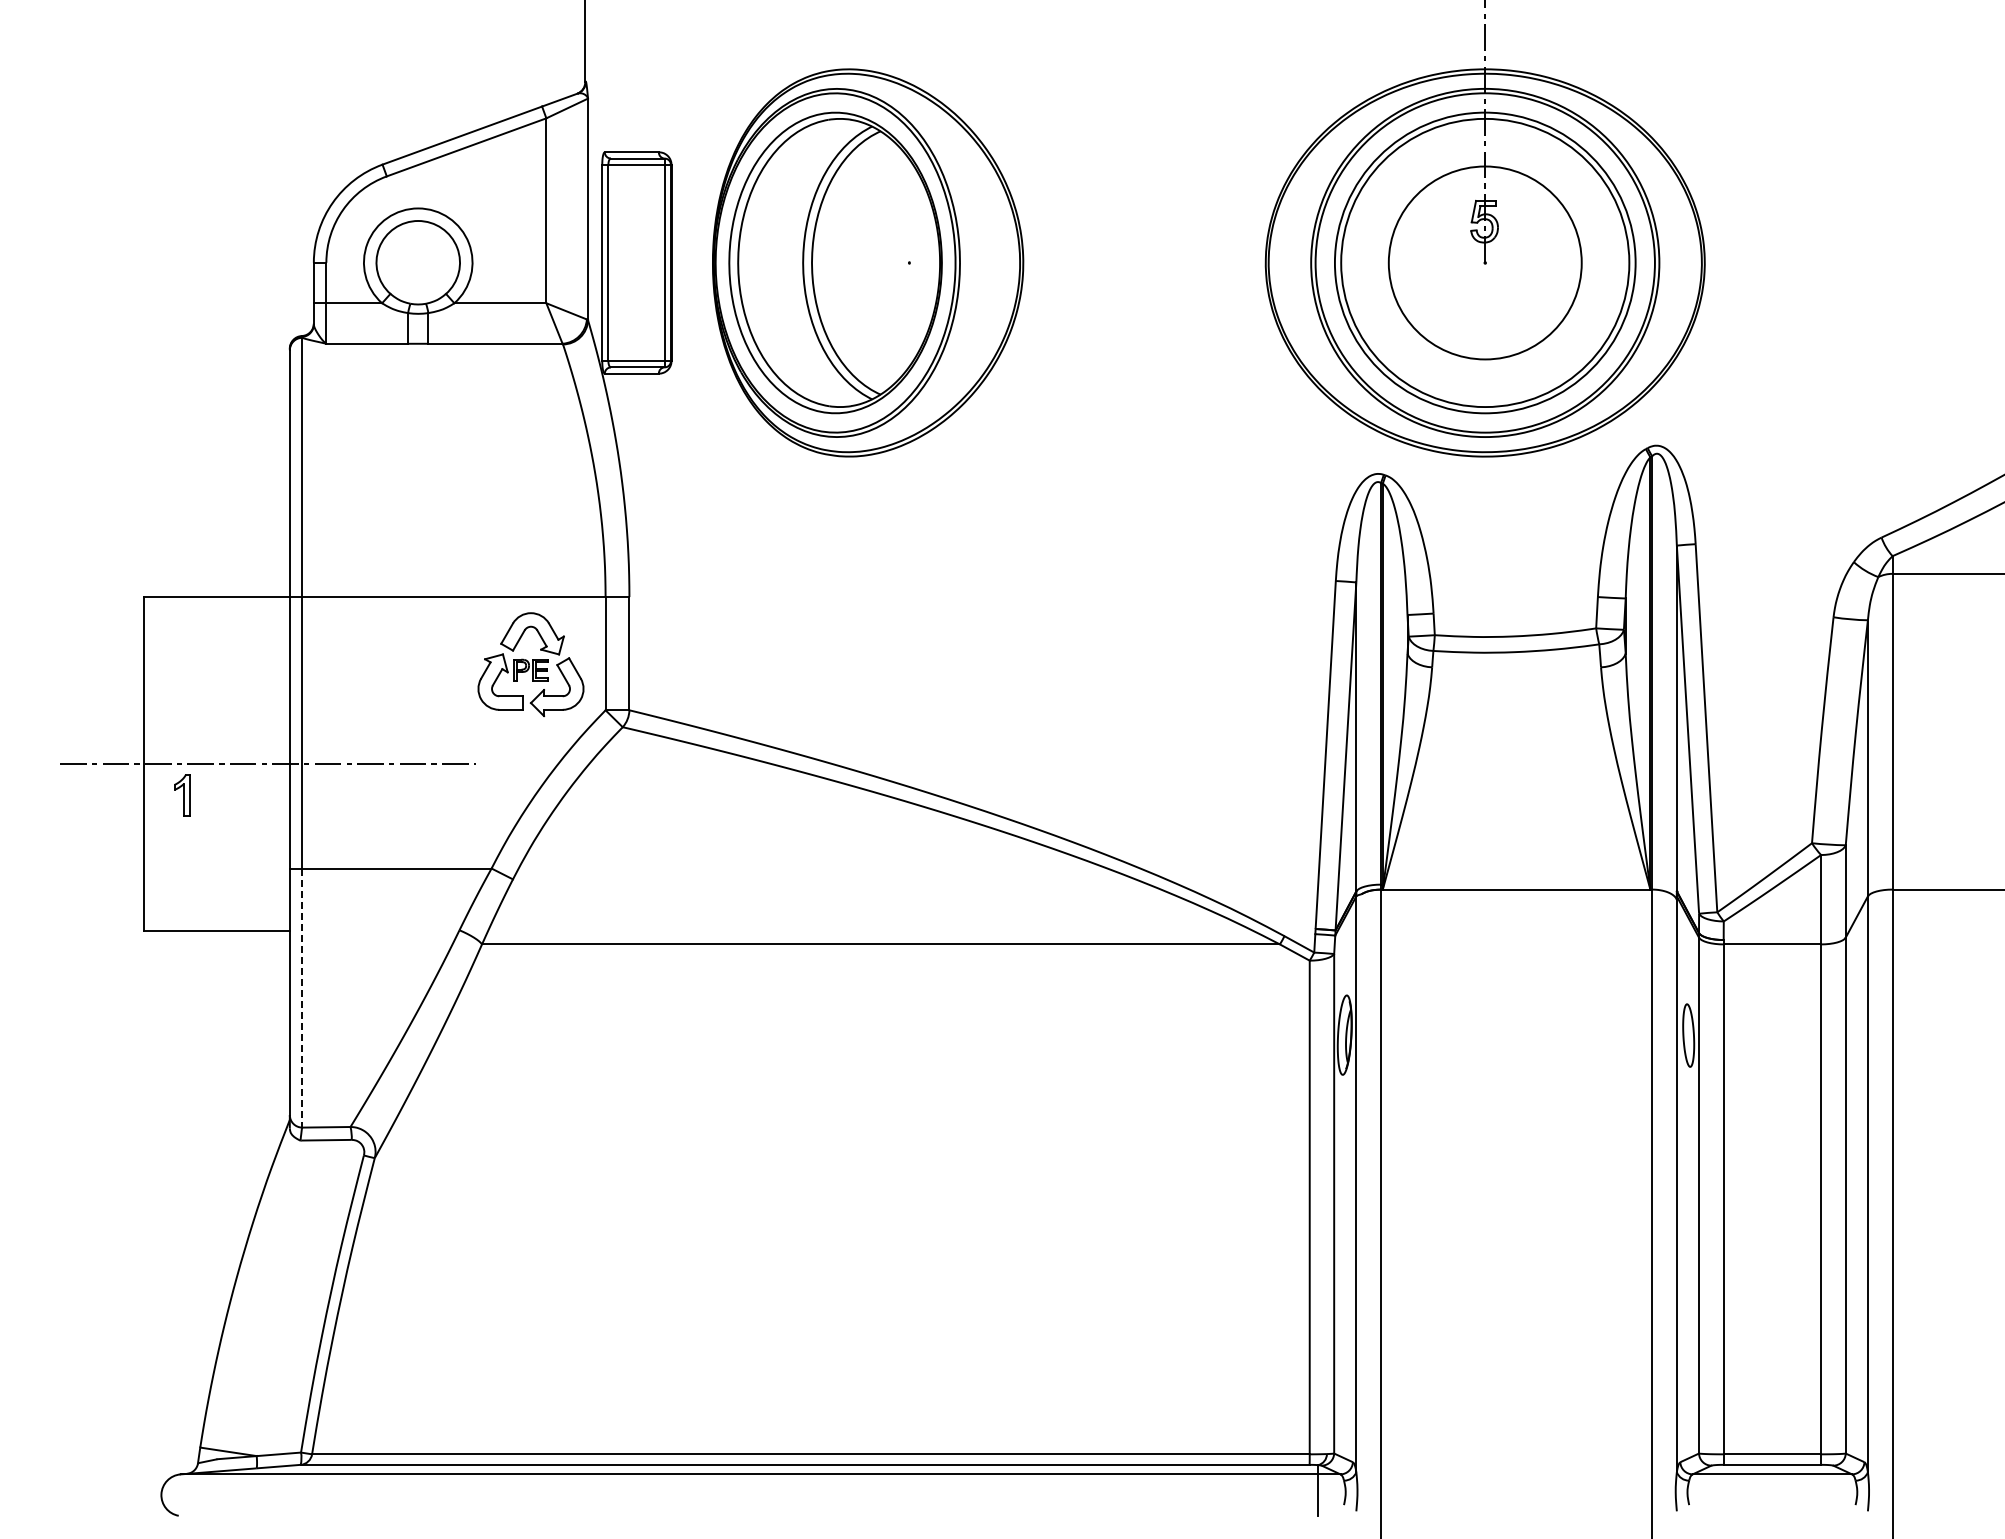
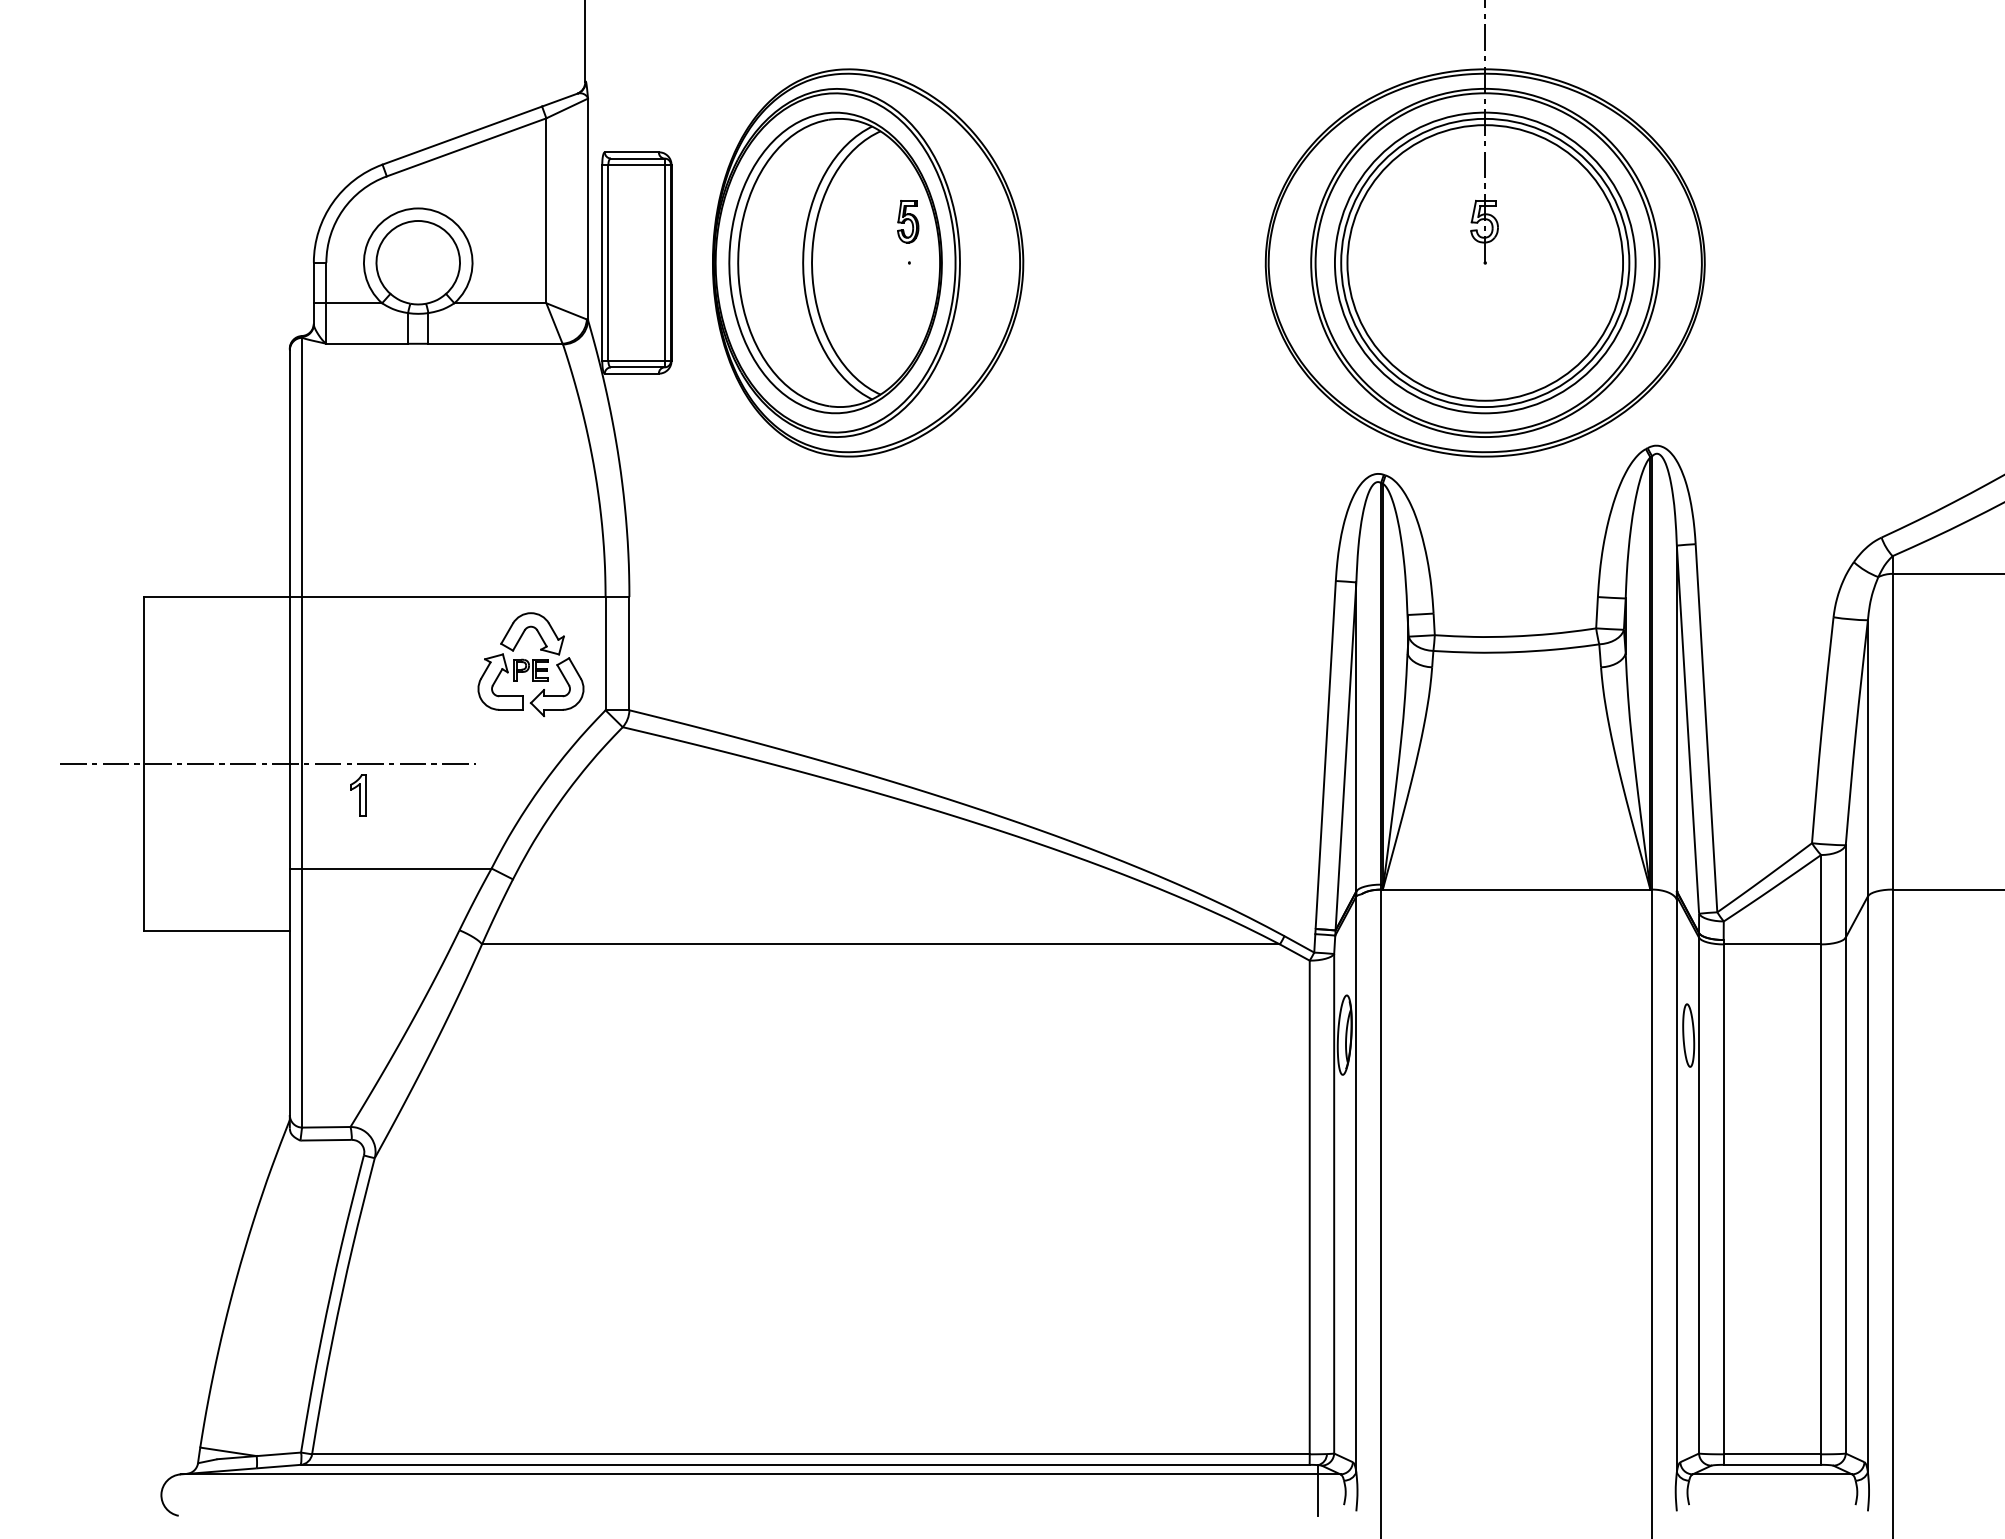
part: none -> present (908, 221)
circle diameter: 193 px -> 276 px (1485, 262)
part position: (182, 795) -> (358, 795) (358, 795)
line: dashed -> solid (302, 998)
